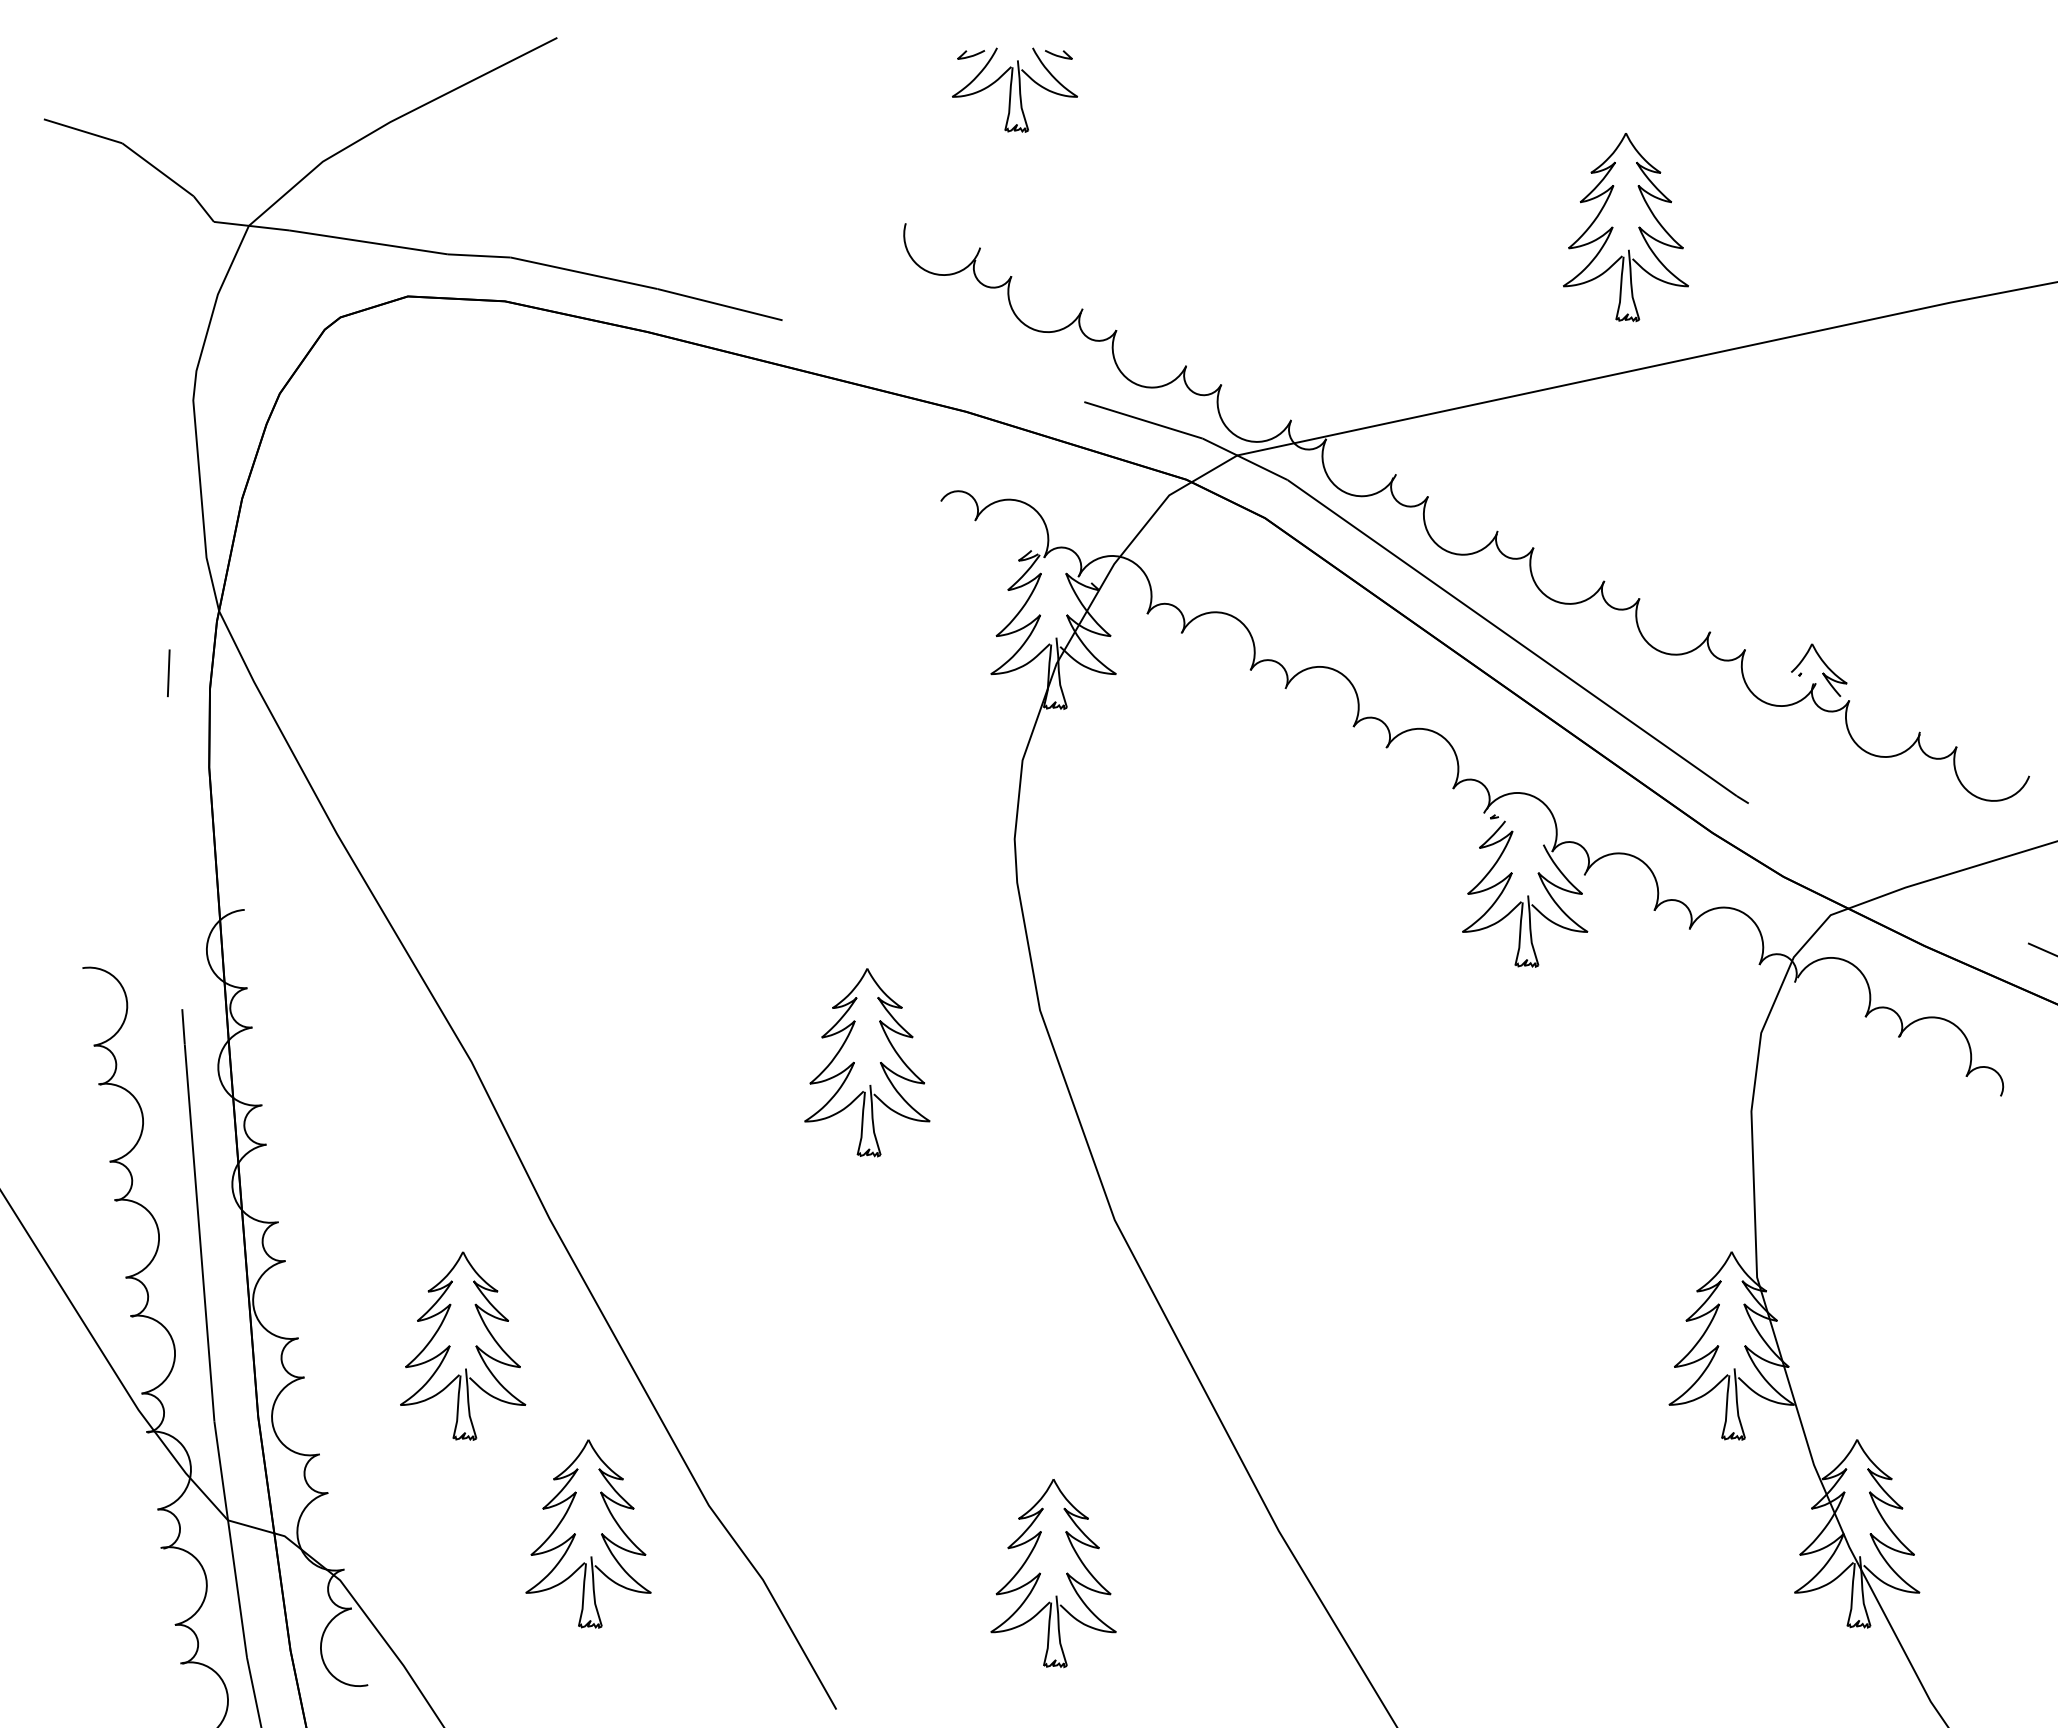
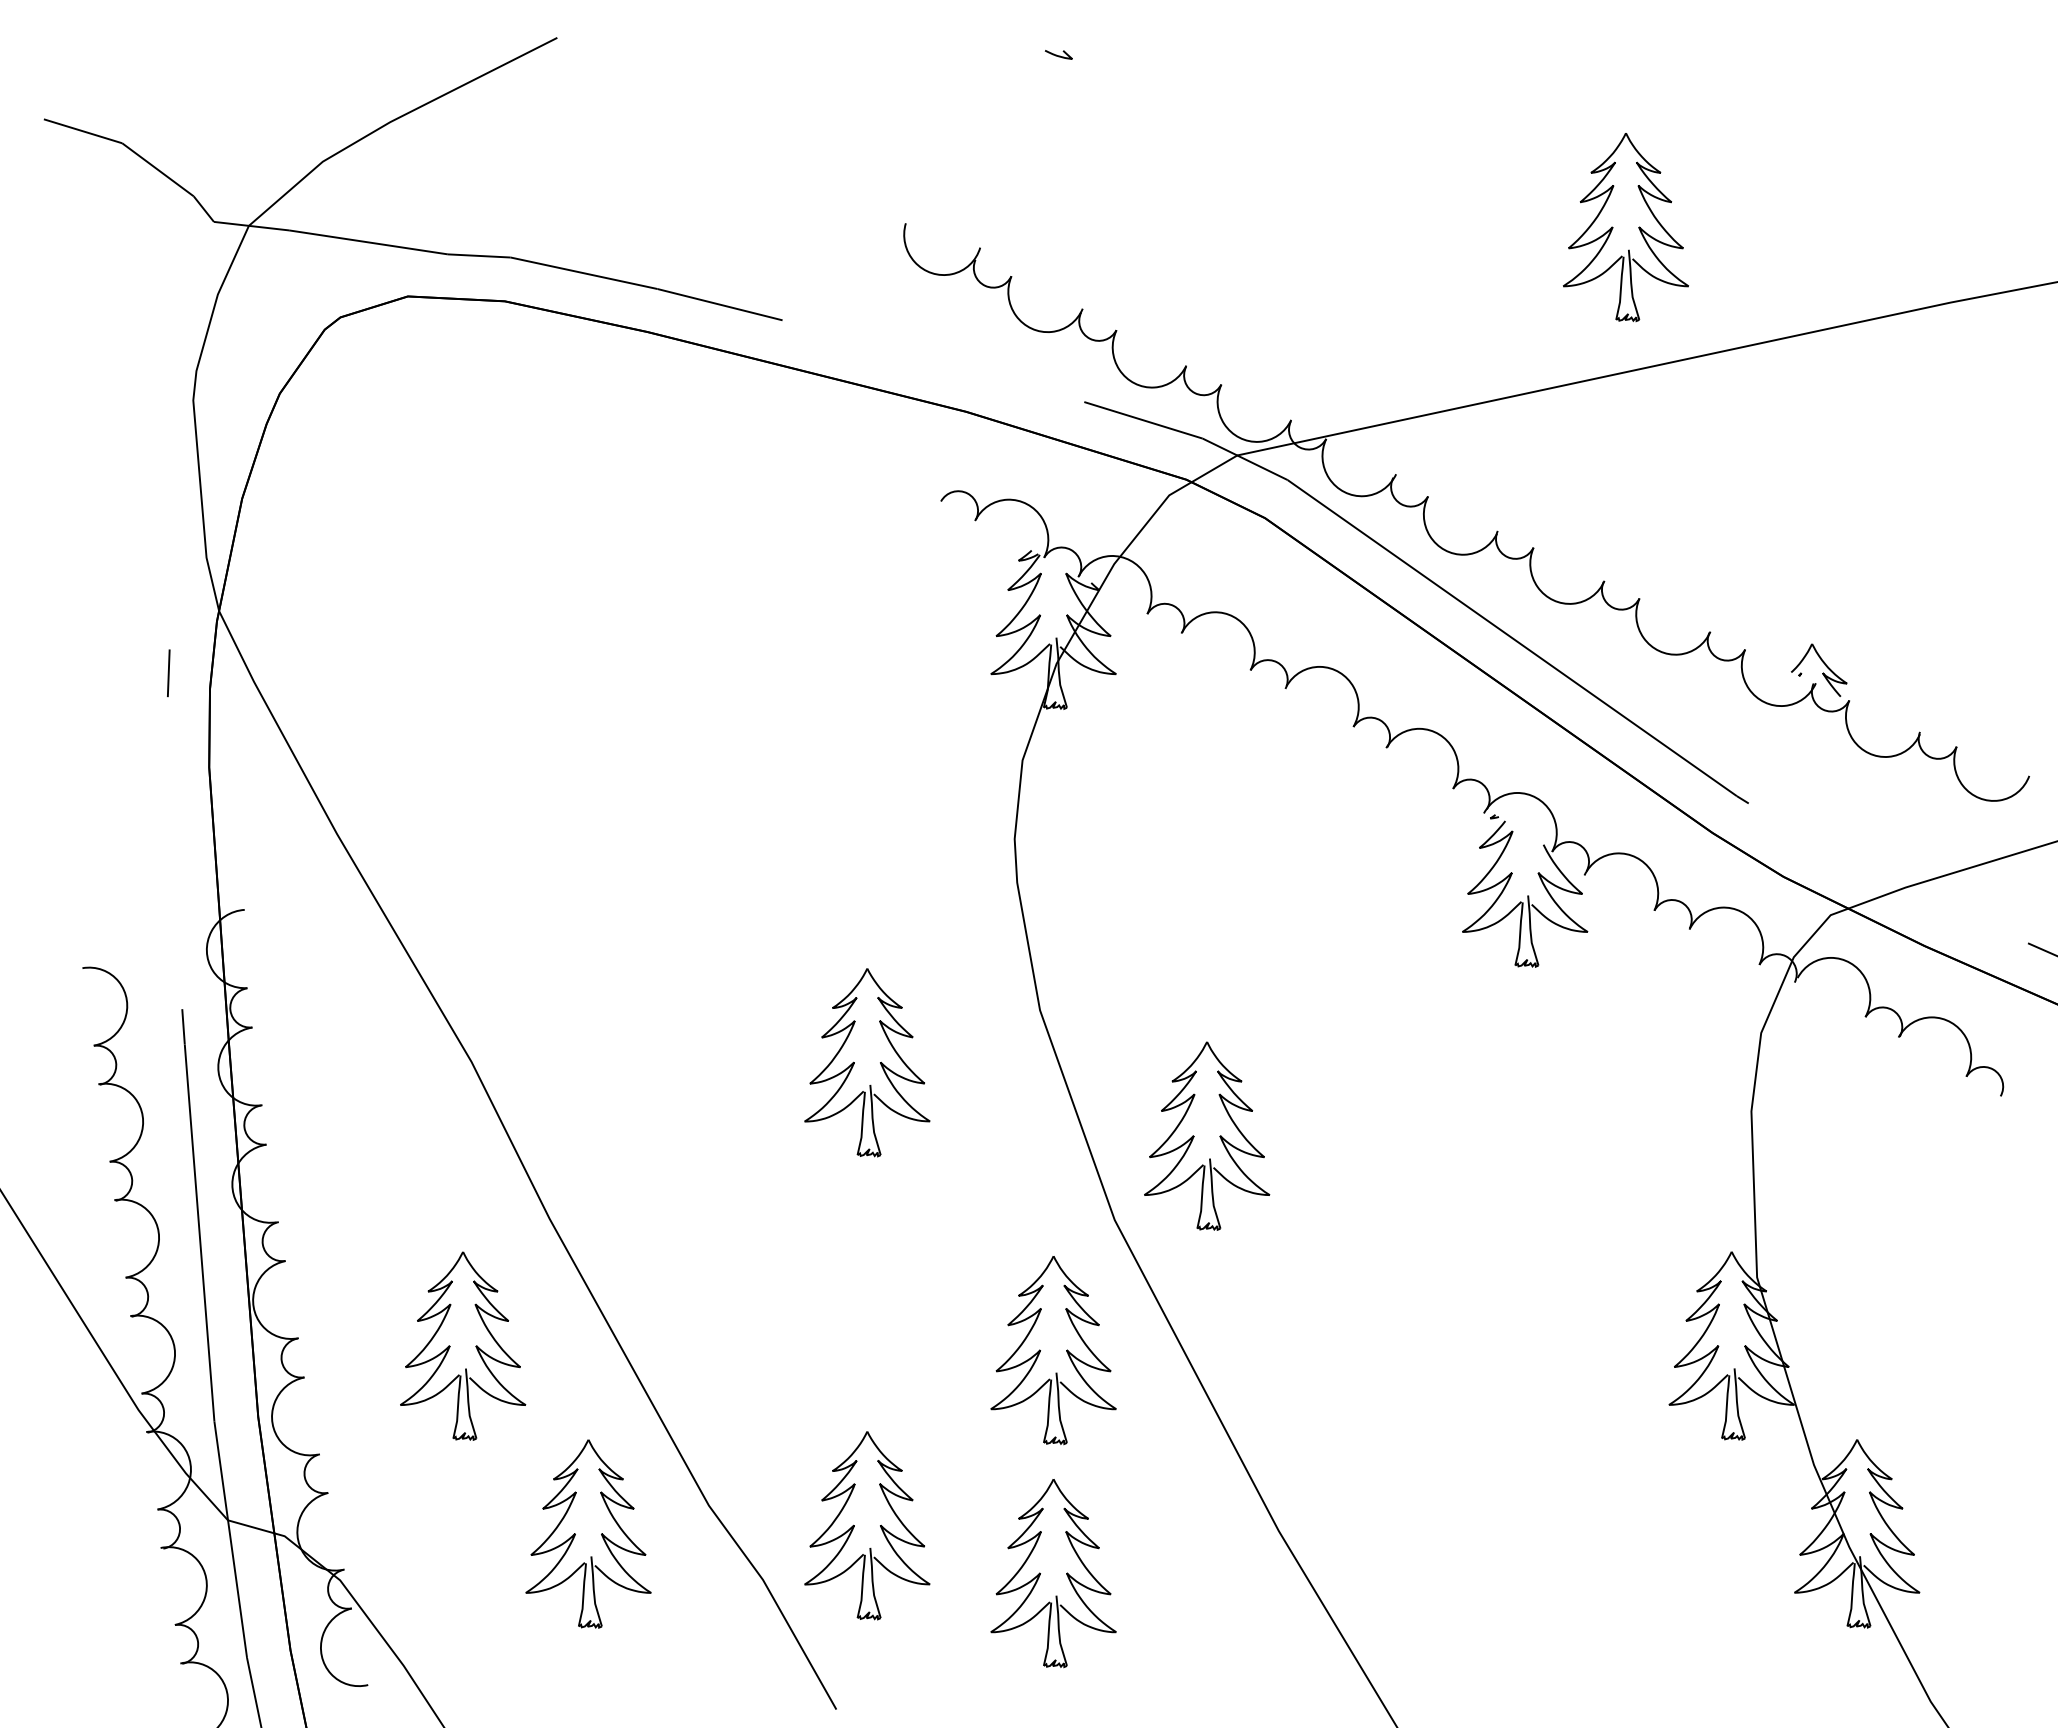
part: present -> none (1015, 89)
part: none -> present (1219, 1136)
part: none -> present (1053, 1350)
part: none -> present (867, 1525)
